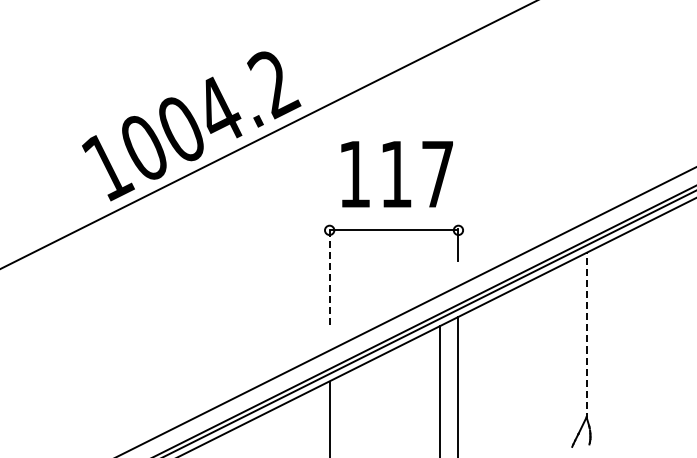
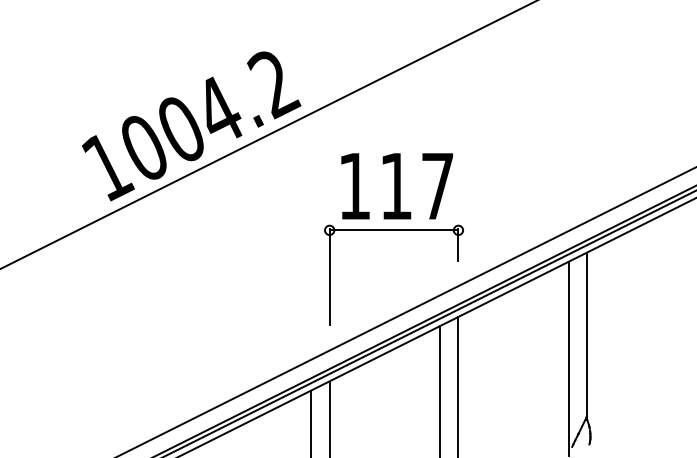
text position: (396, 174) -> (396, 186) (396, 186)
line: dashed -> solid (329, 277)
line: dashed -> solid (587, 335)
line: none -> present (568, 357)
line: none -> present (310, 422)
